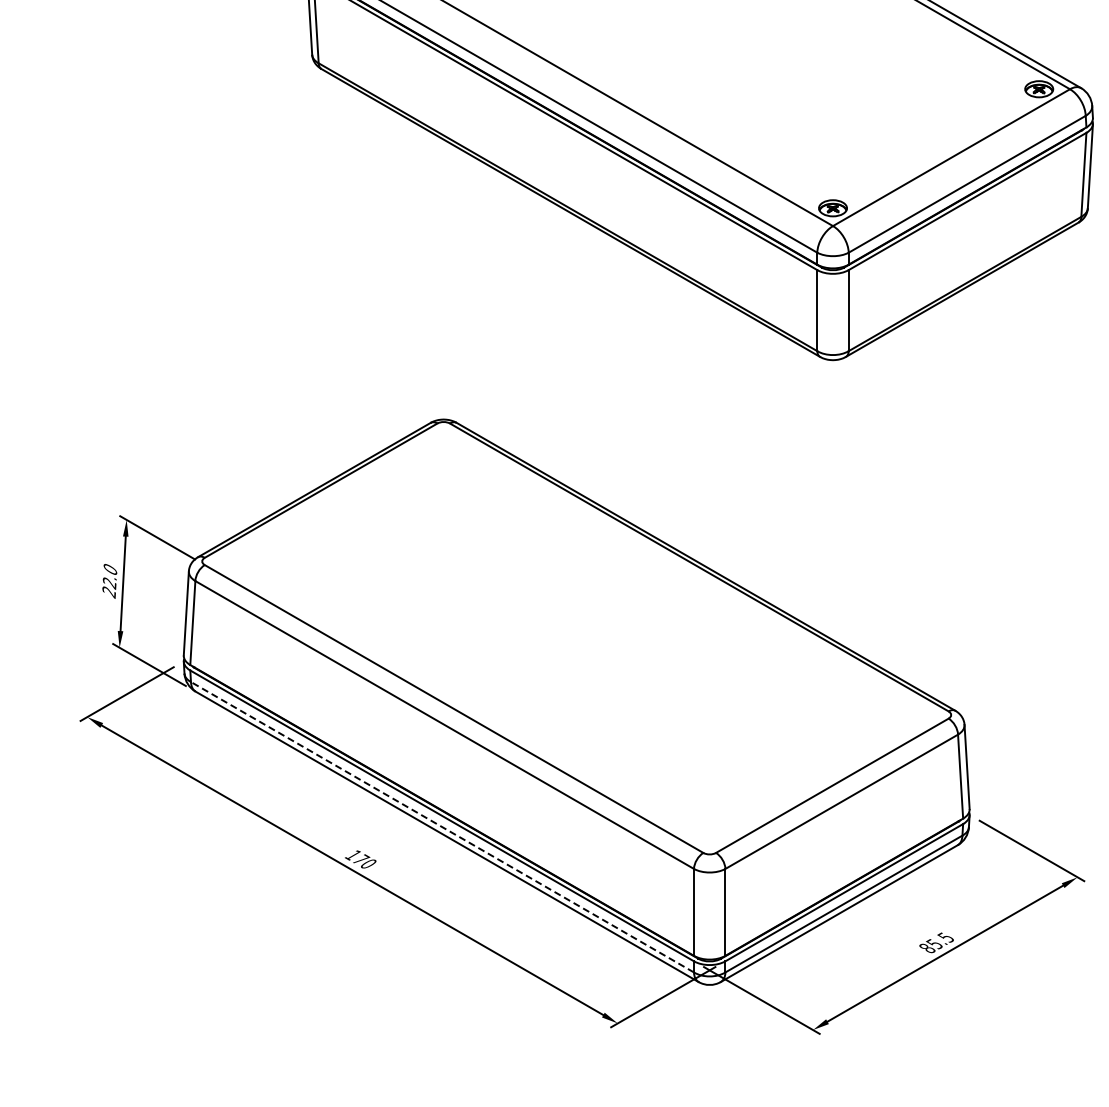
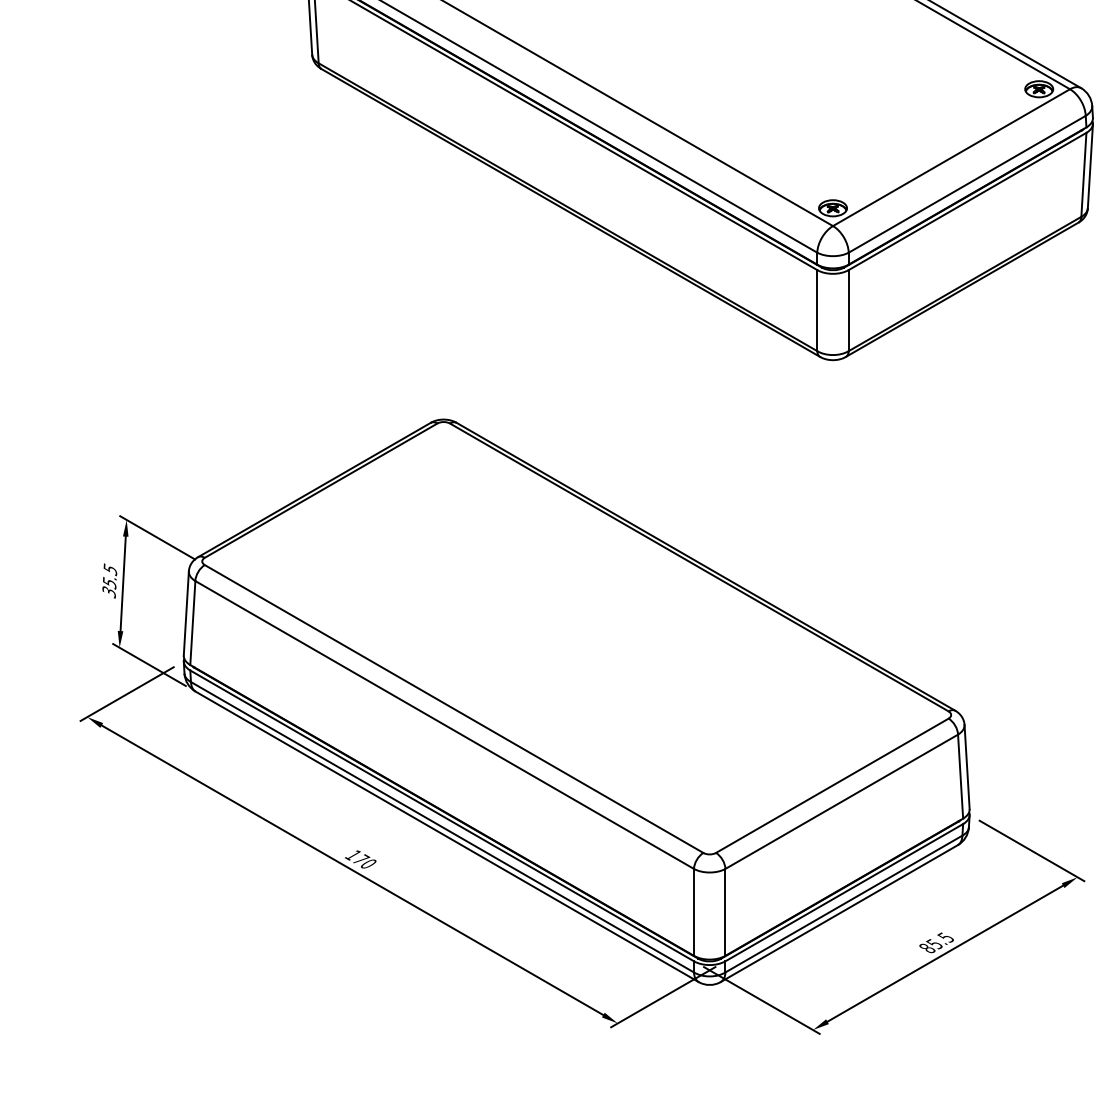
text: 22.0 -> 35.5 (109, 580)
line: dashed -> solid (442, 826)
